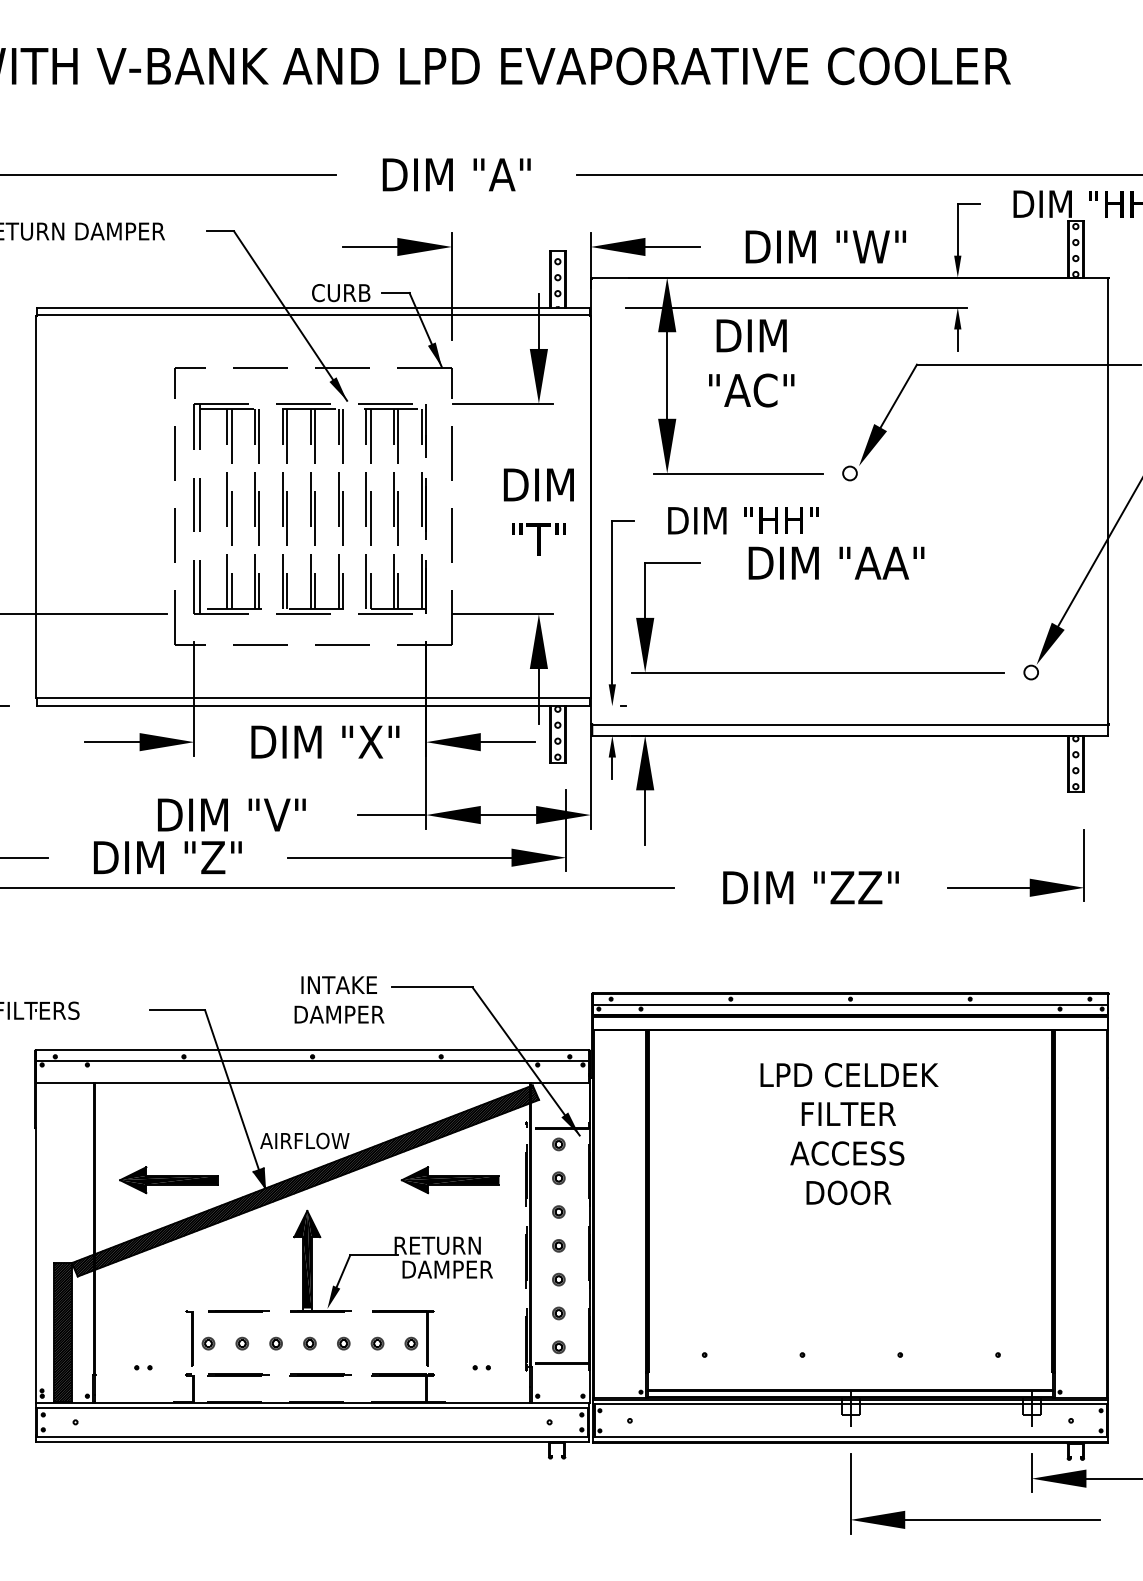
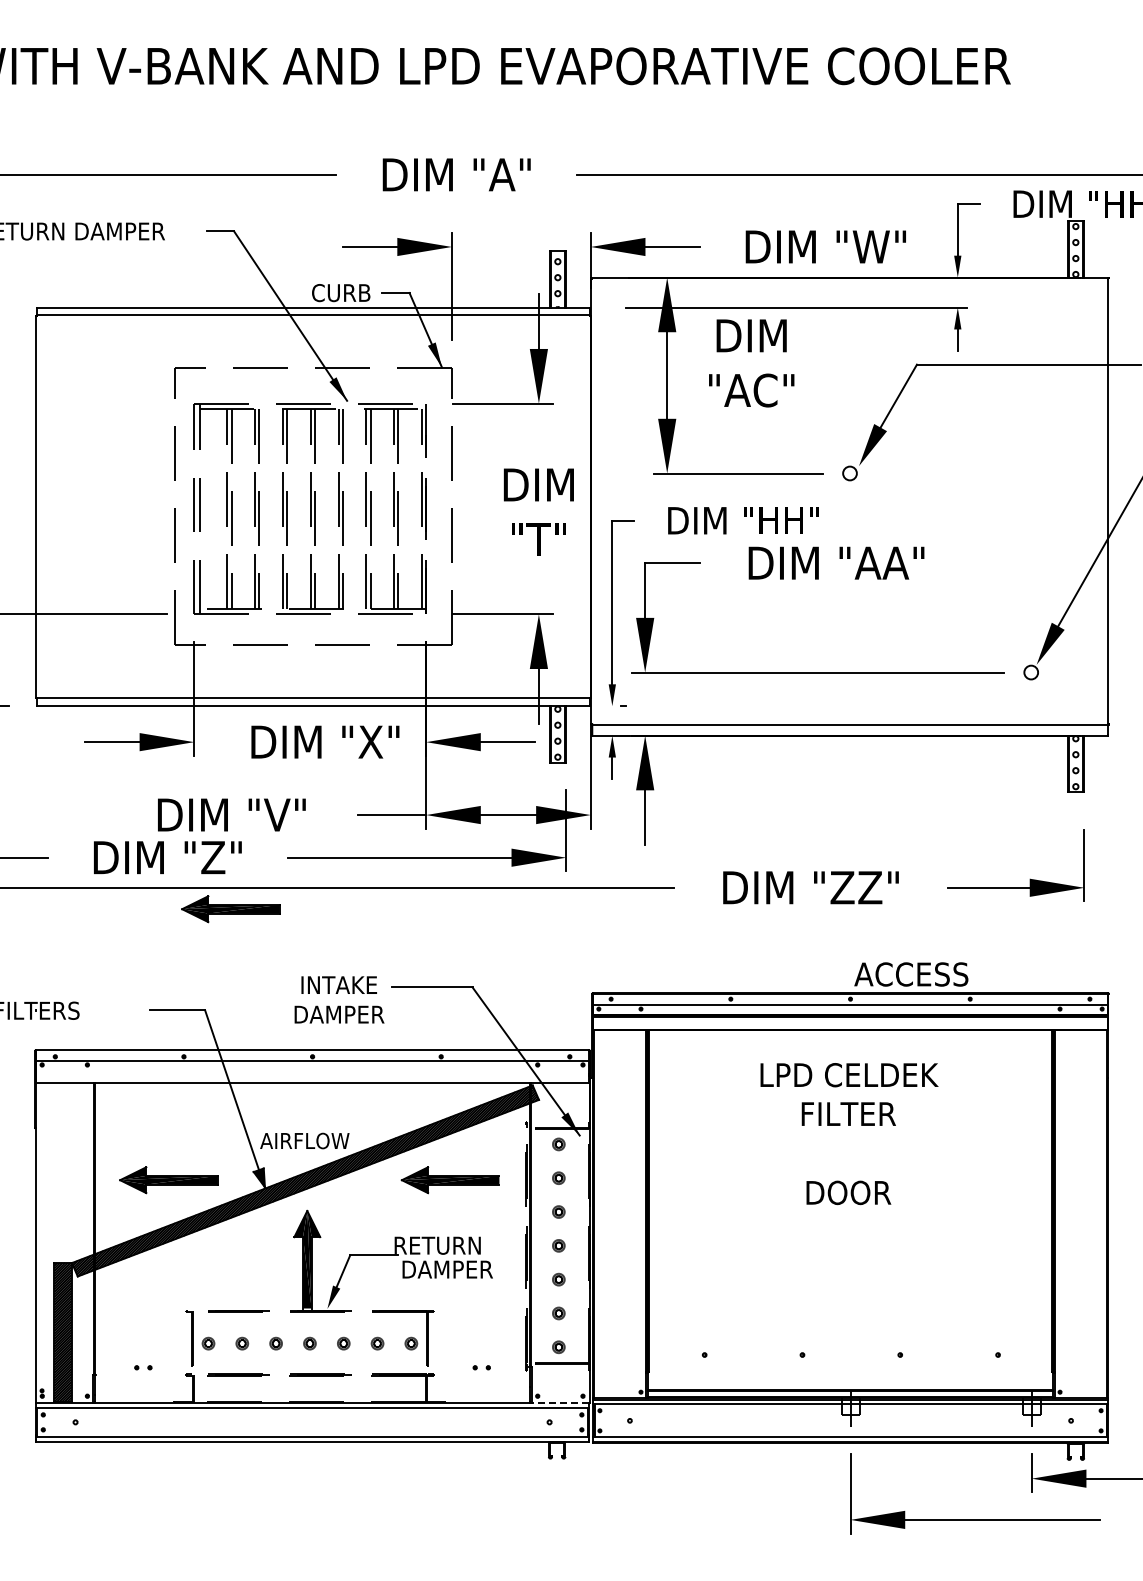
part: none -> present (230, 909)
text position: (847, 1153) -> (911, 974) (911, 974)
line: solid -> dashed (559, 1402)
